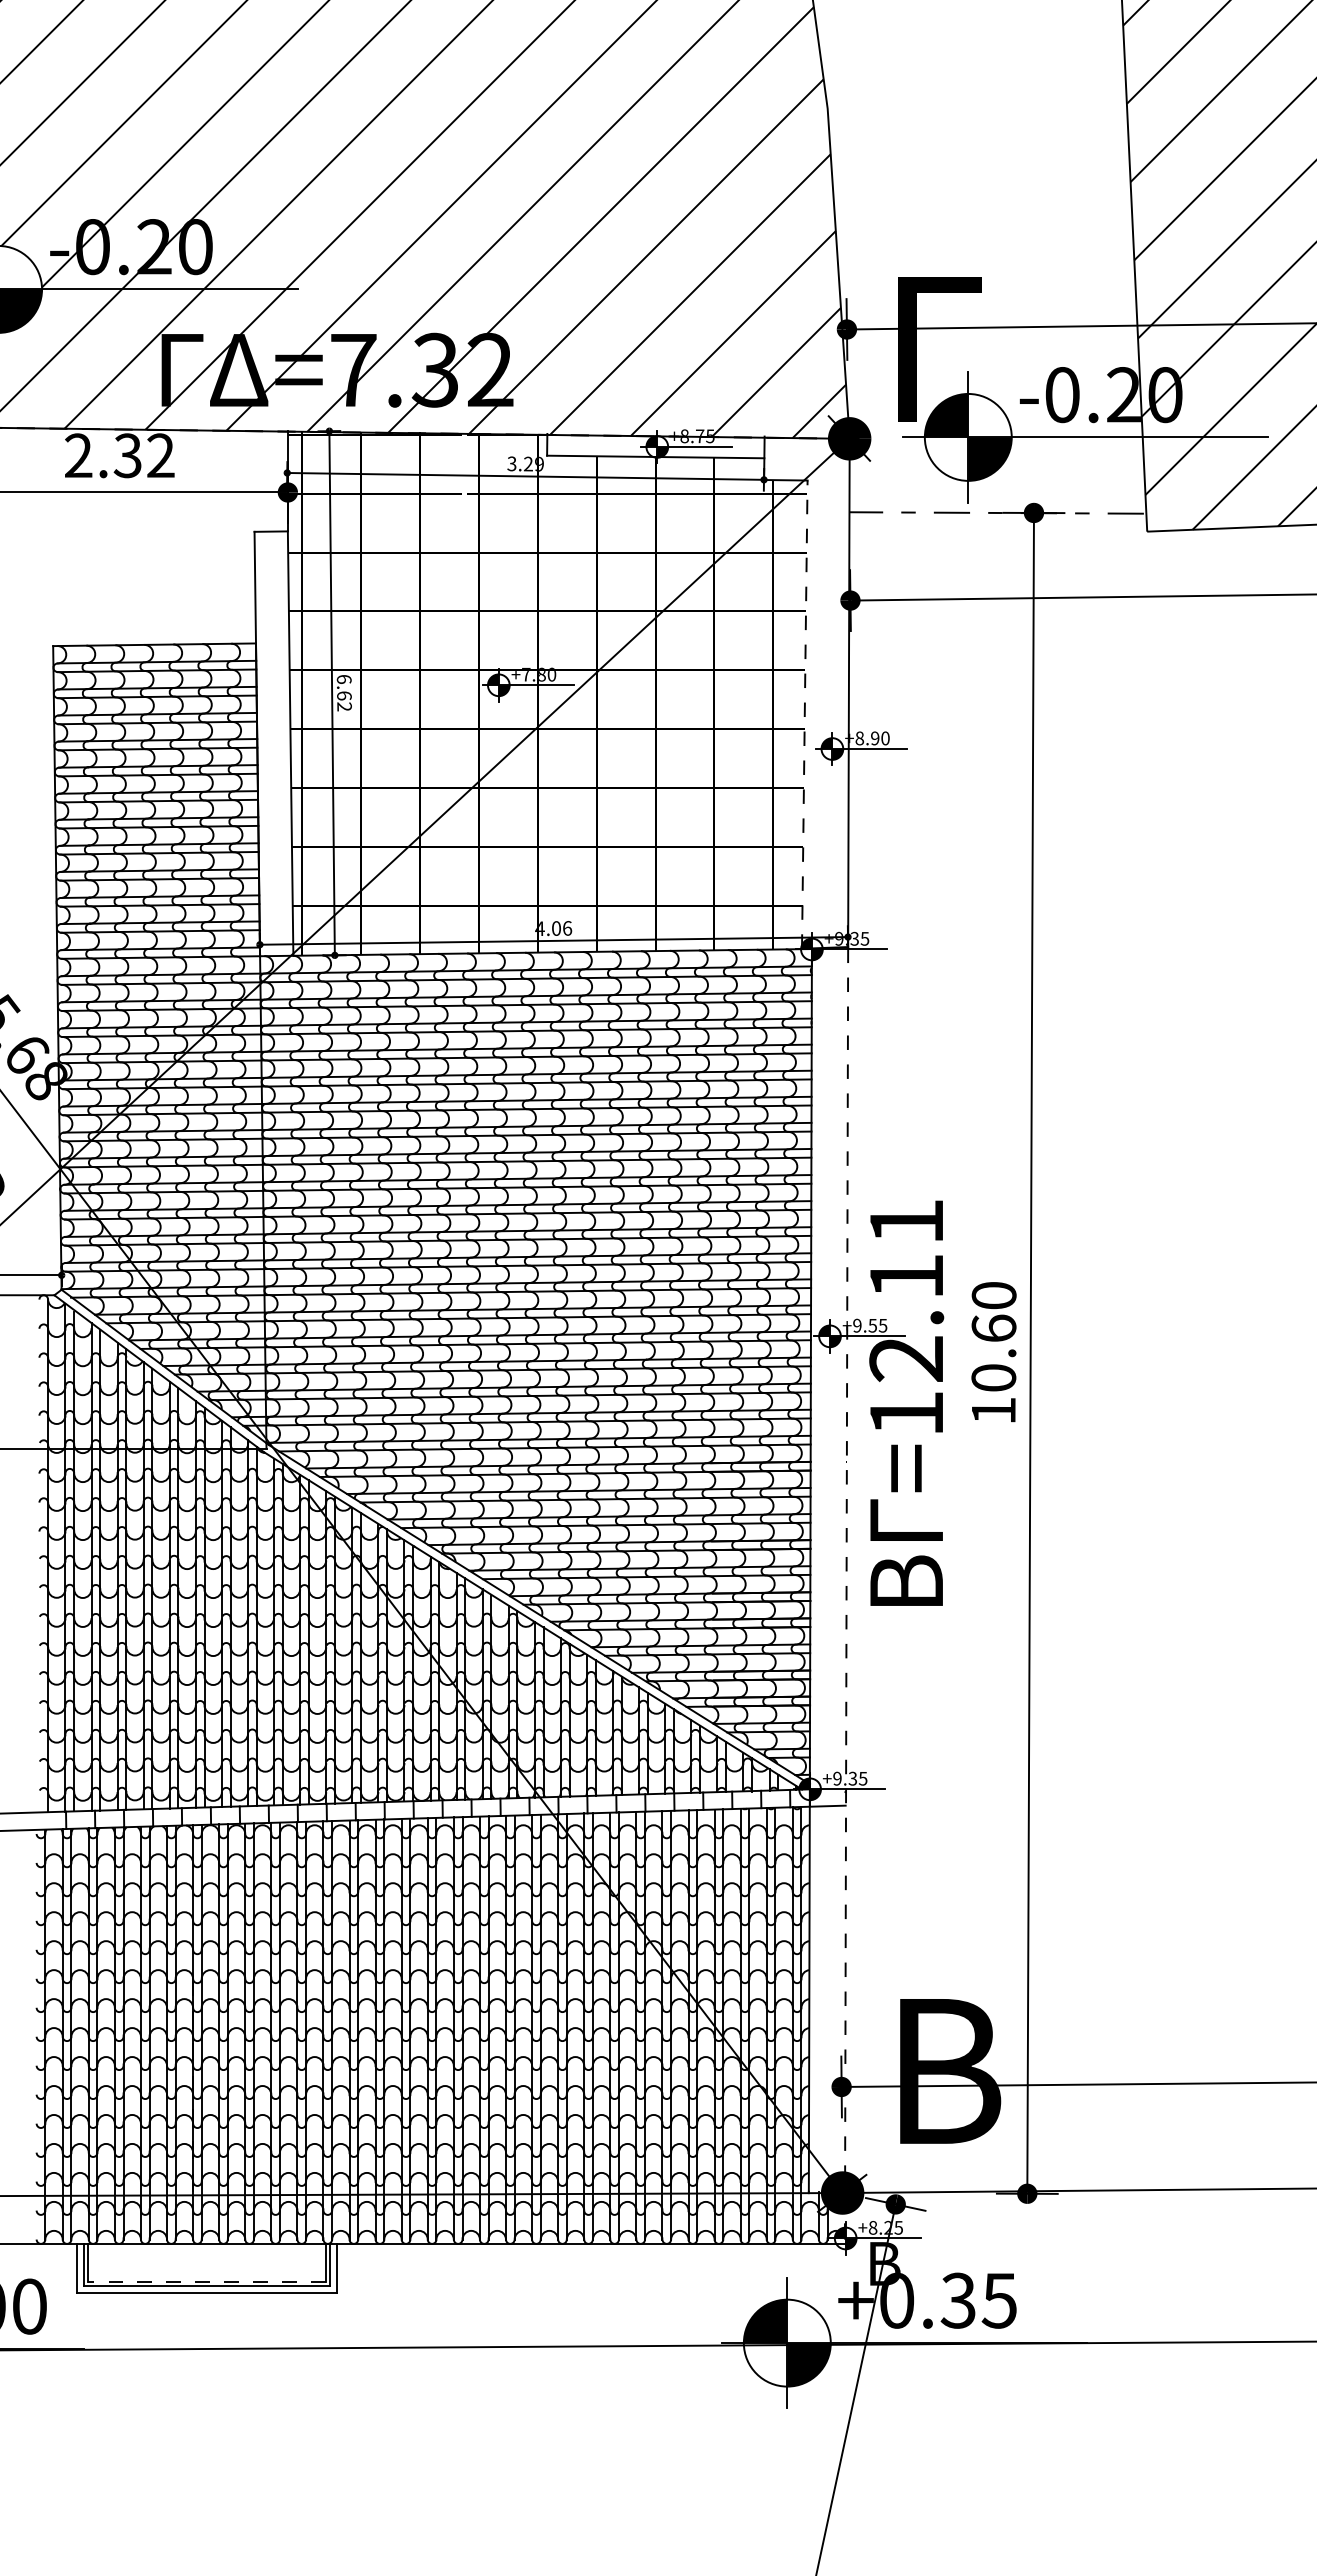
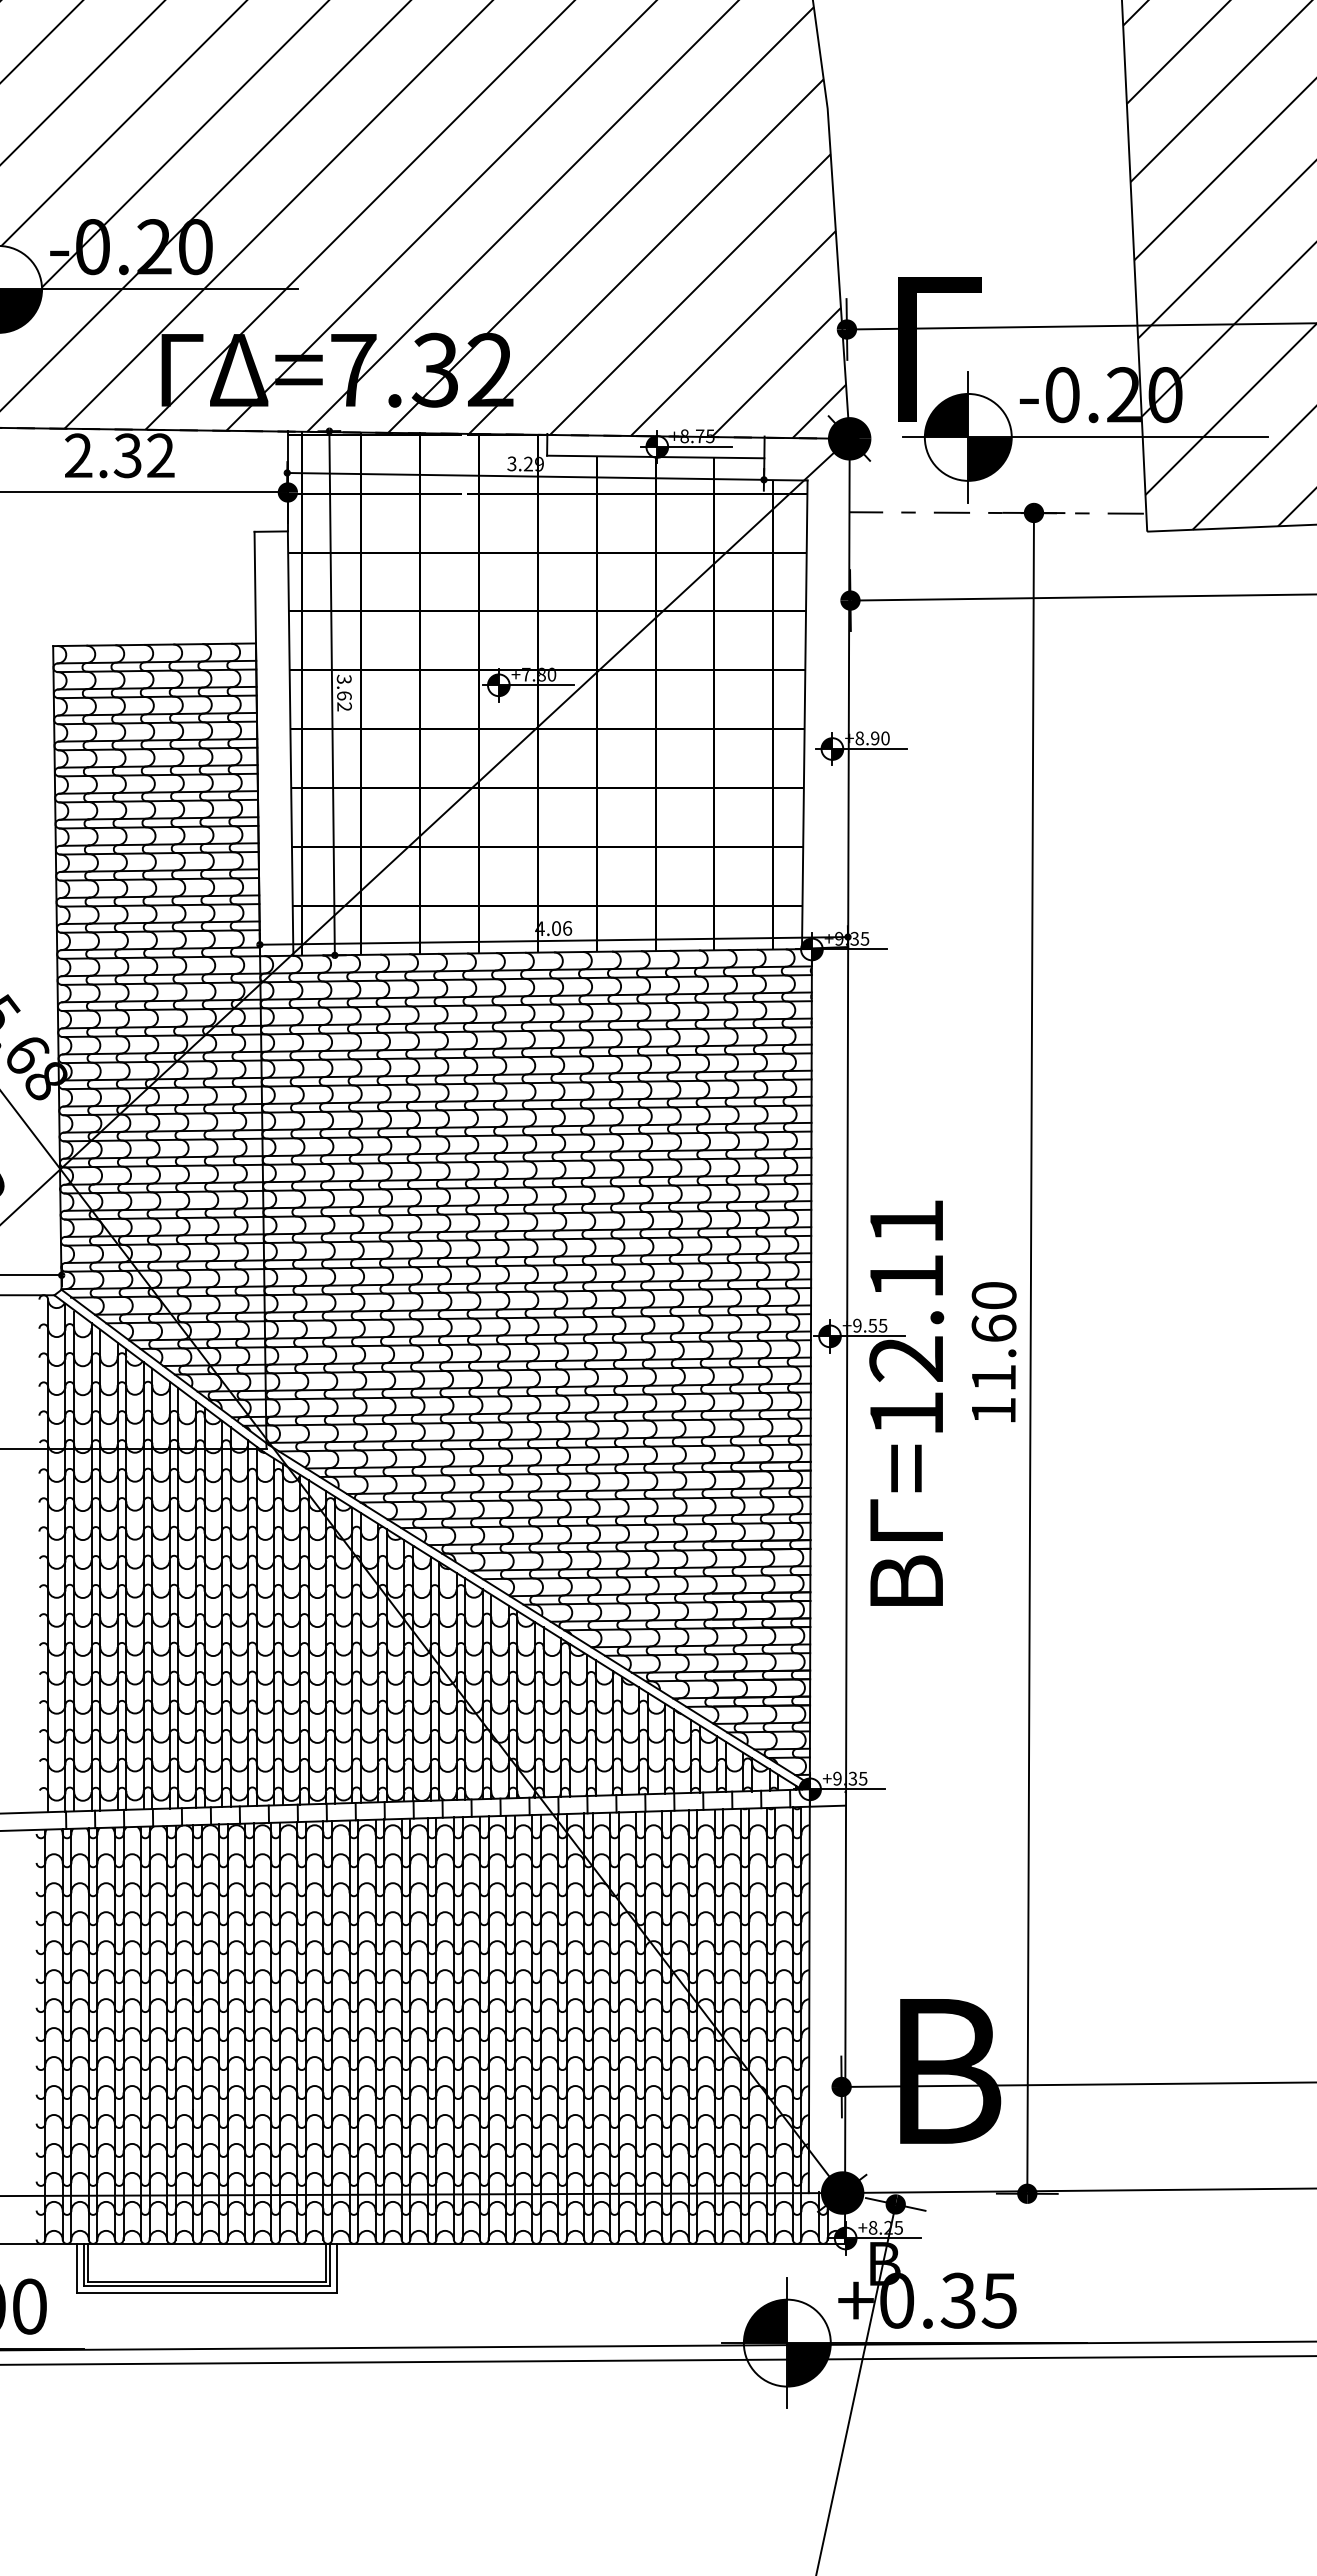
text: 6.62 -> 3.62 (343, 678)
line: dashed -> solid (804, 714)
text: 10.60 -> 11.60 (993, 1377)
line: dashed -> solid (846, 1596)
line: dashed -> solid (207, 2281)
line: none -> present (657, 2360)
